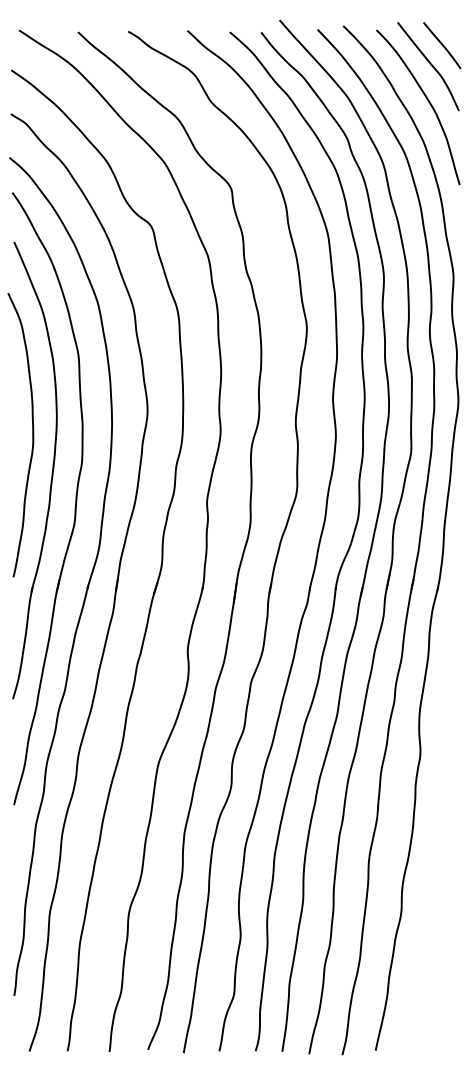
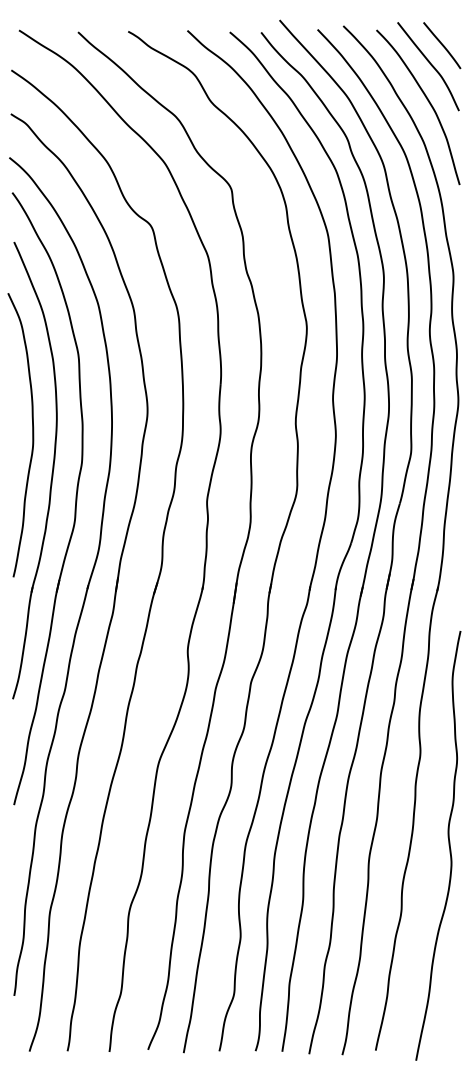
curve: none -> present (448, 845)
